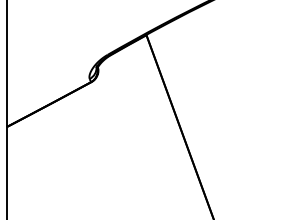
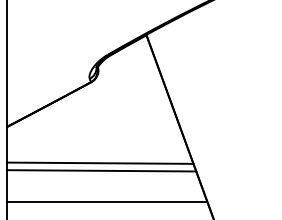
line: none -> present (99, 162)
line: none -> present (101, 170)
line: none -> present (106, 201)
